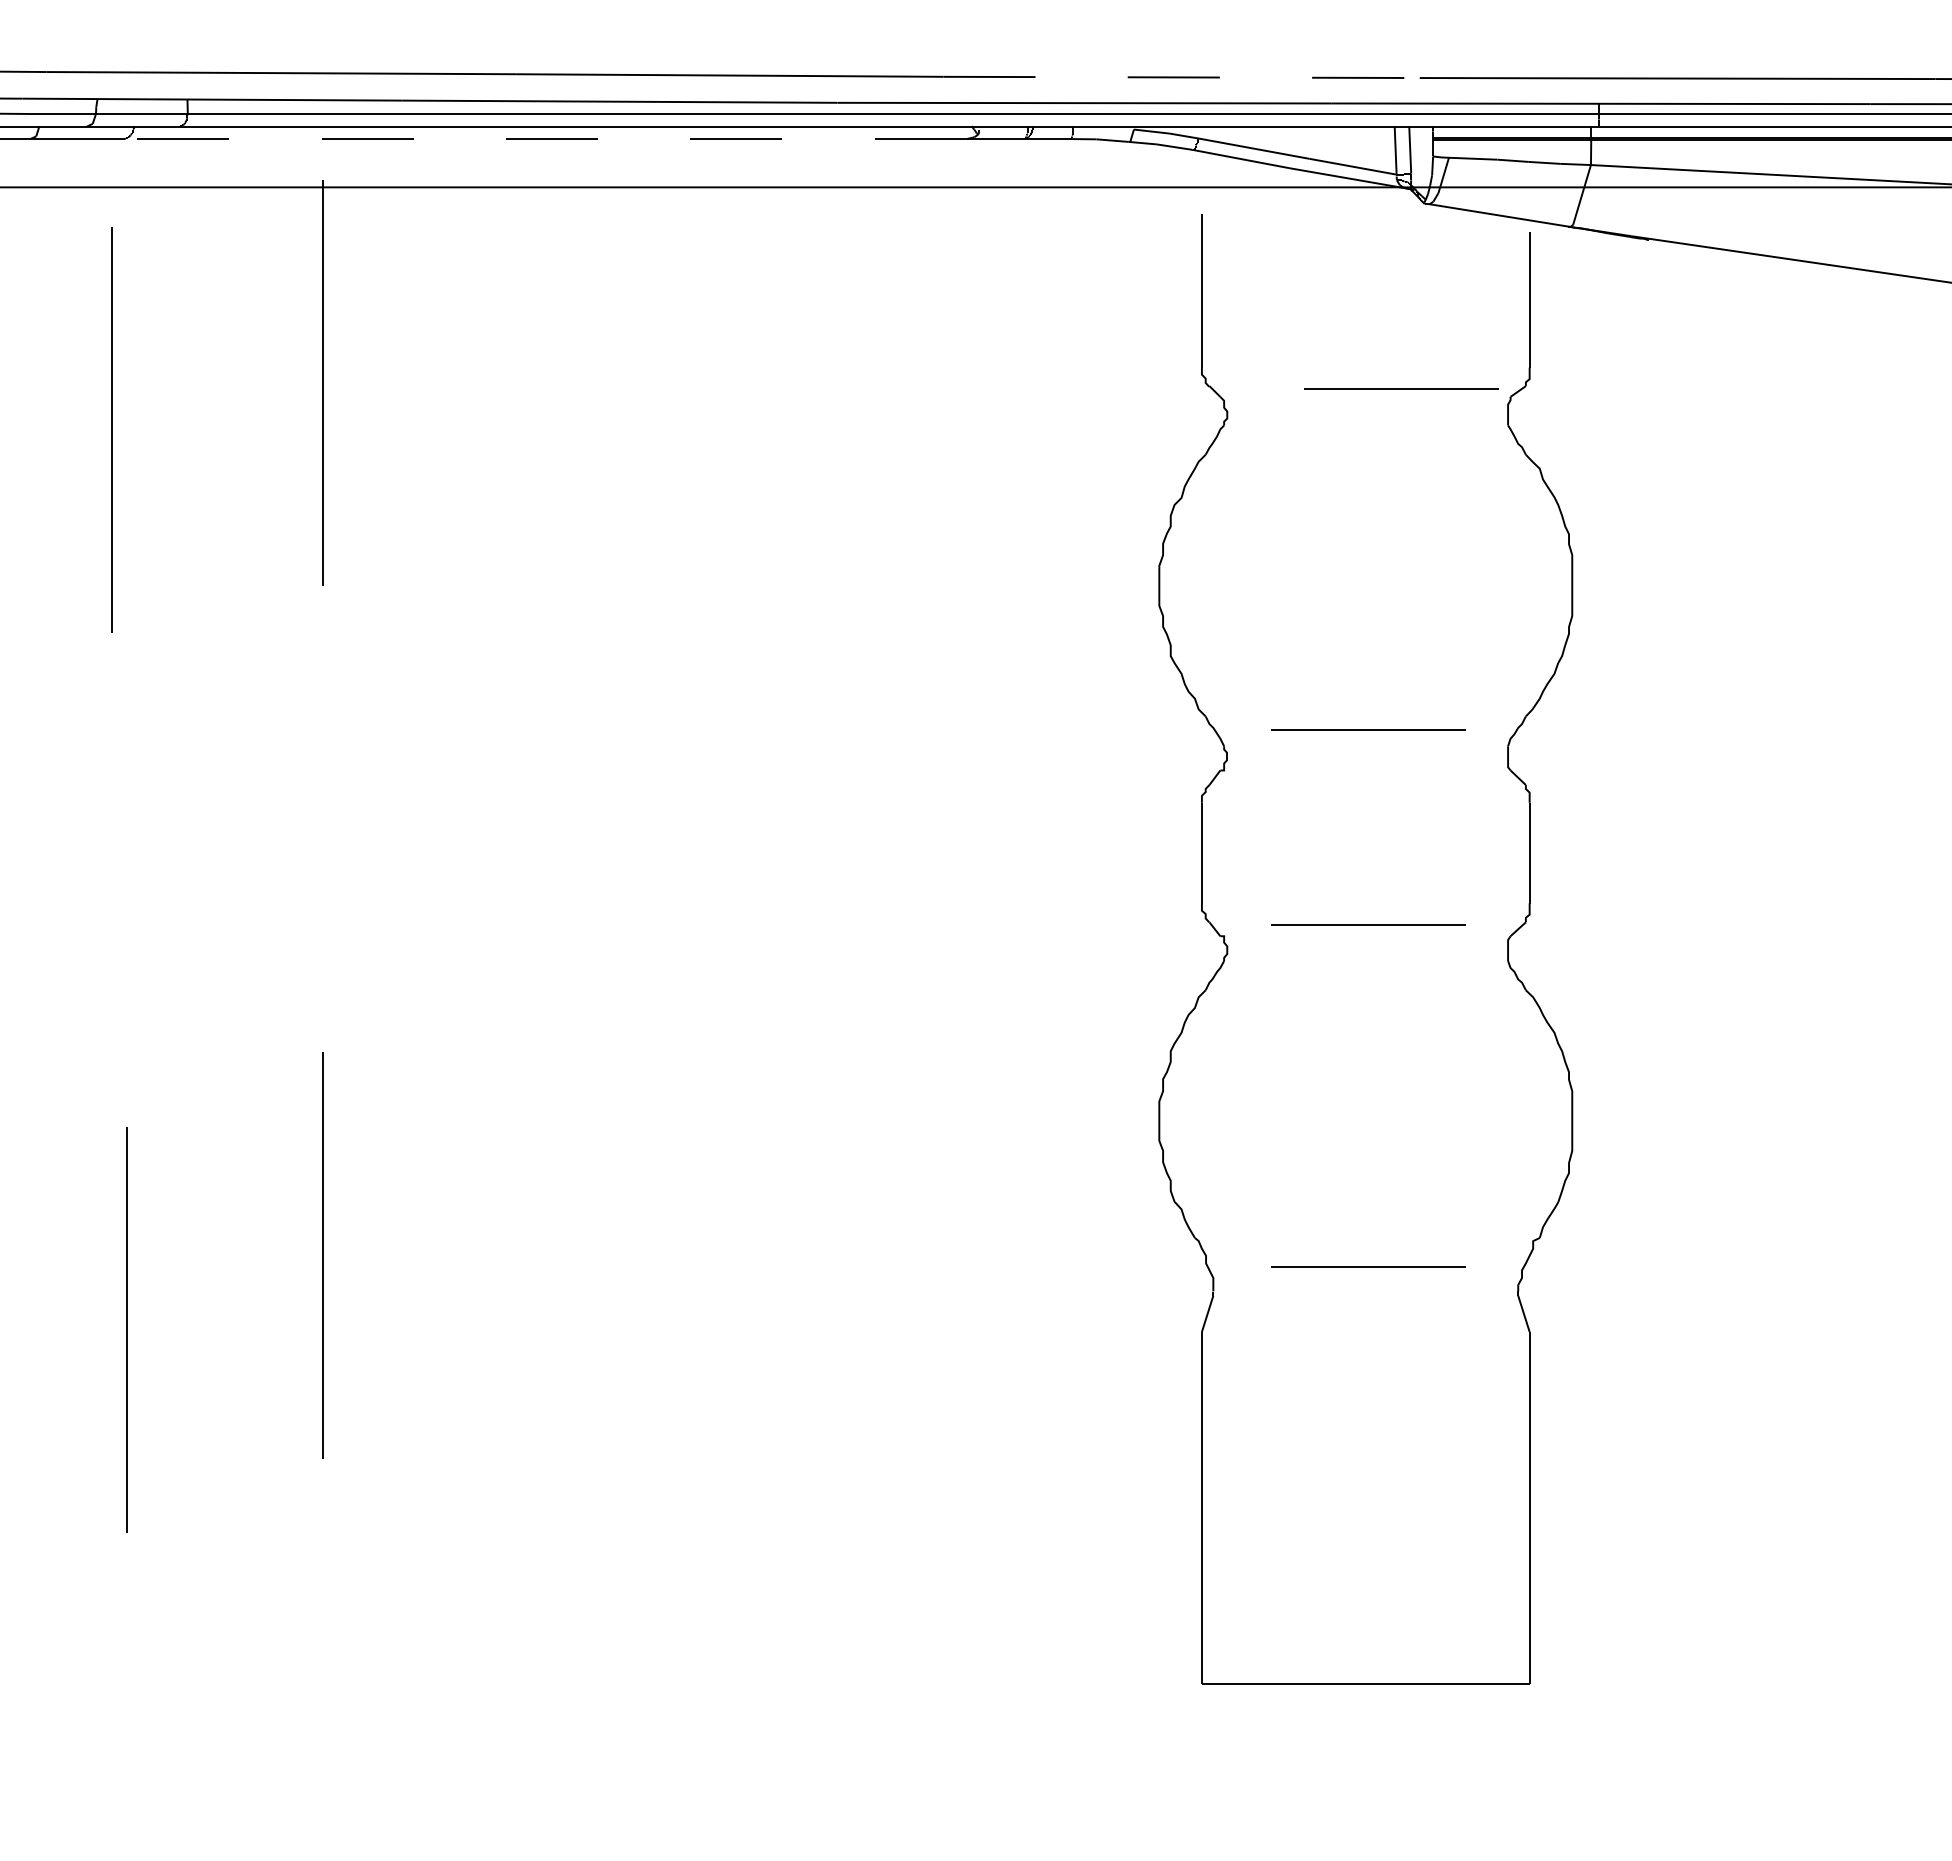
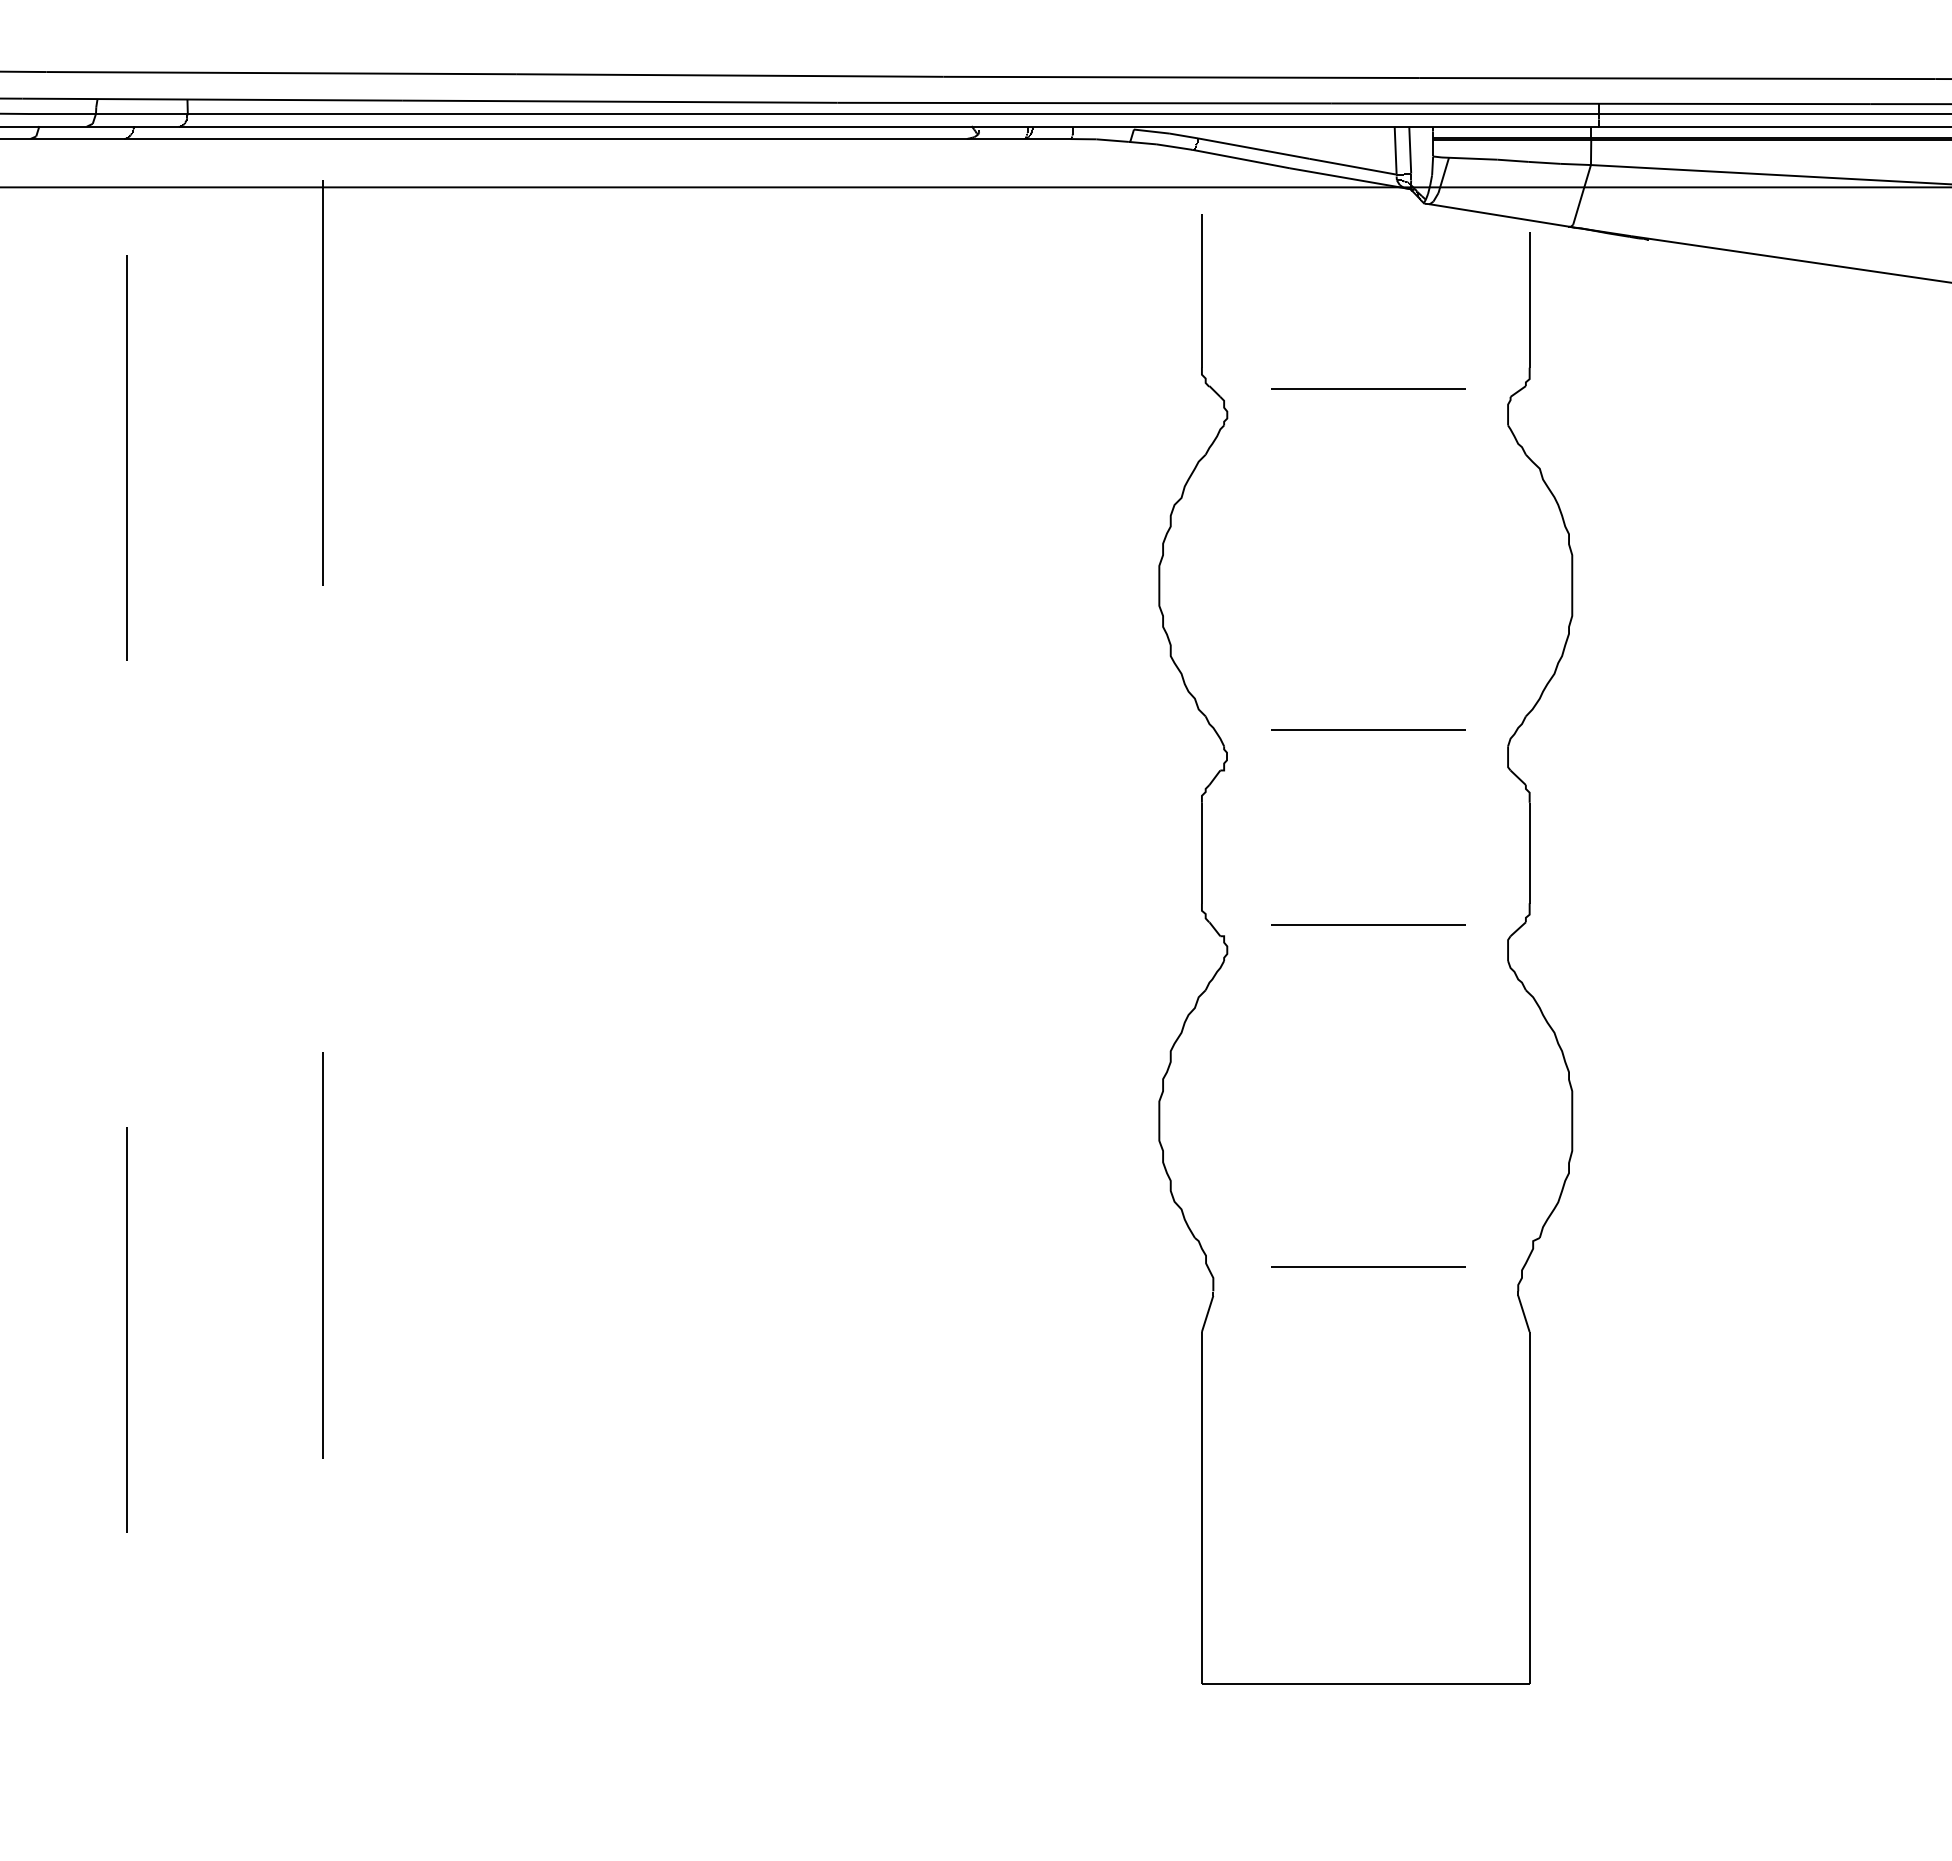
line: dashed -> solid (1182, 77)
line: dashed -> solid (544, 139)
line position: (1401, 388) -> (1368, 388) (1368, 388)
line position: (111, 429) -> (126, 457) (126, 457)
